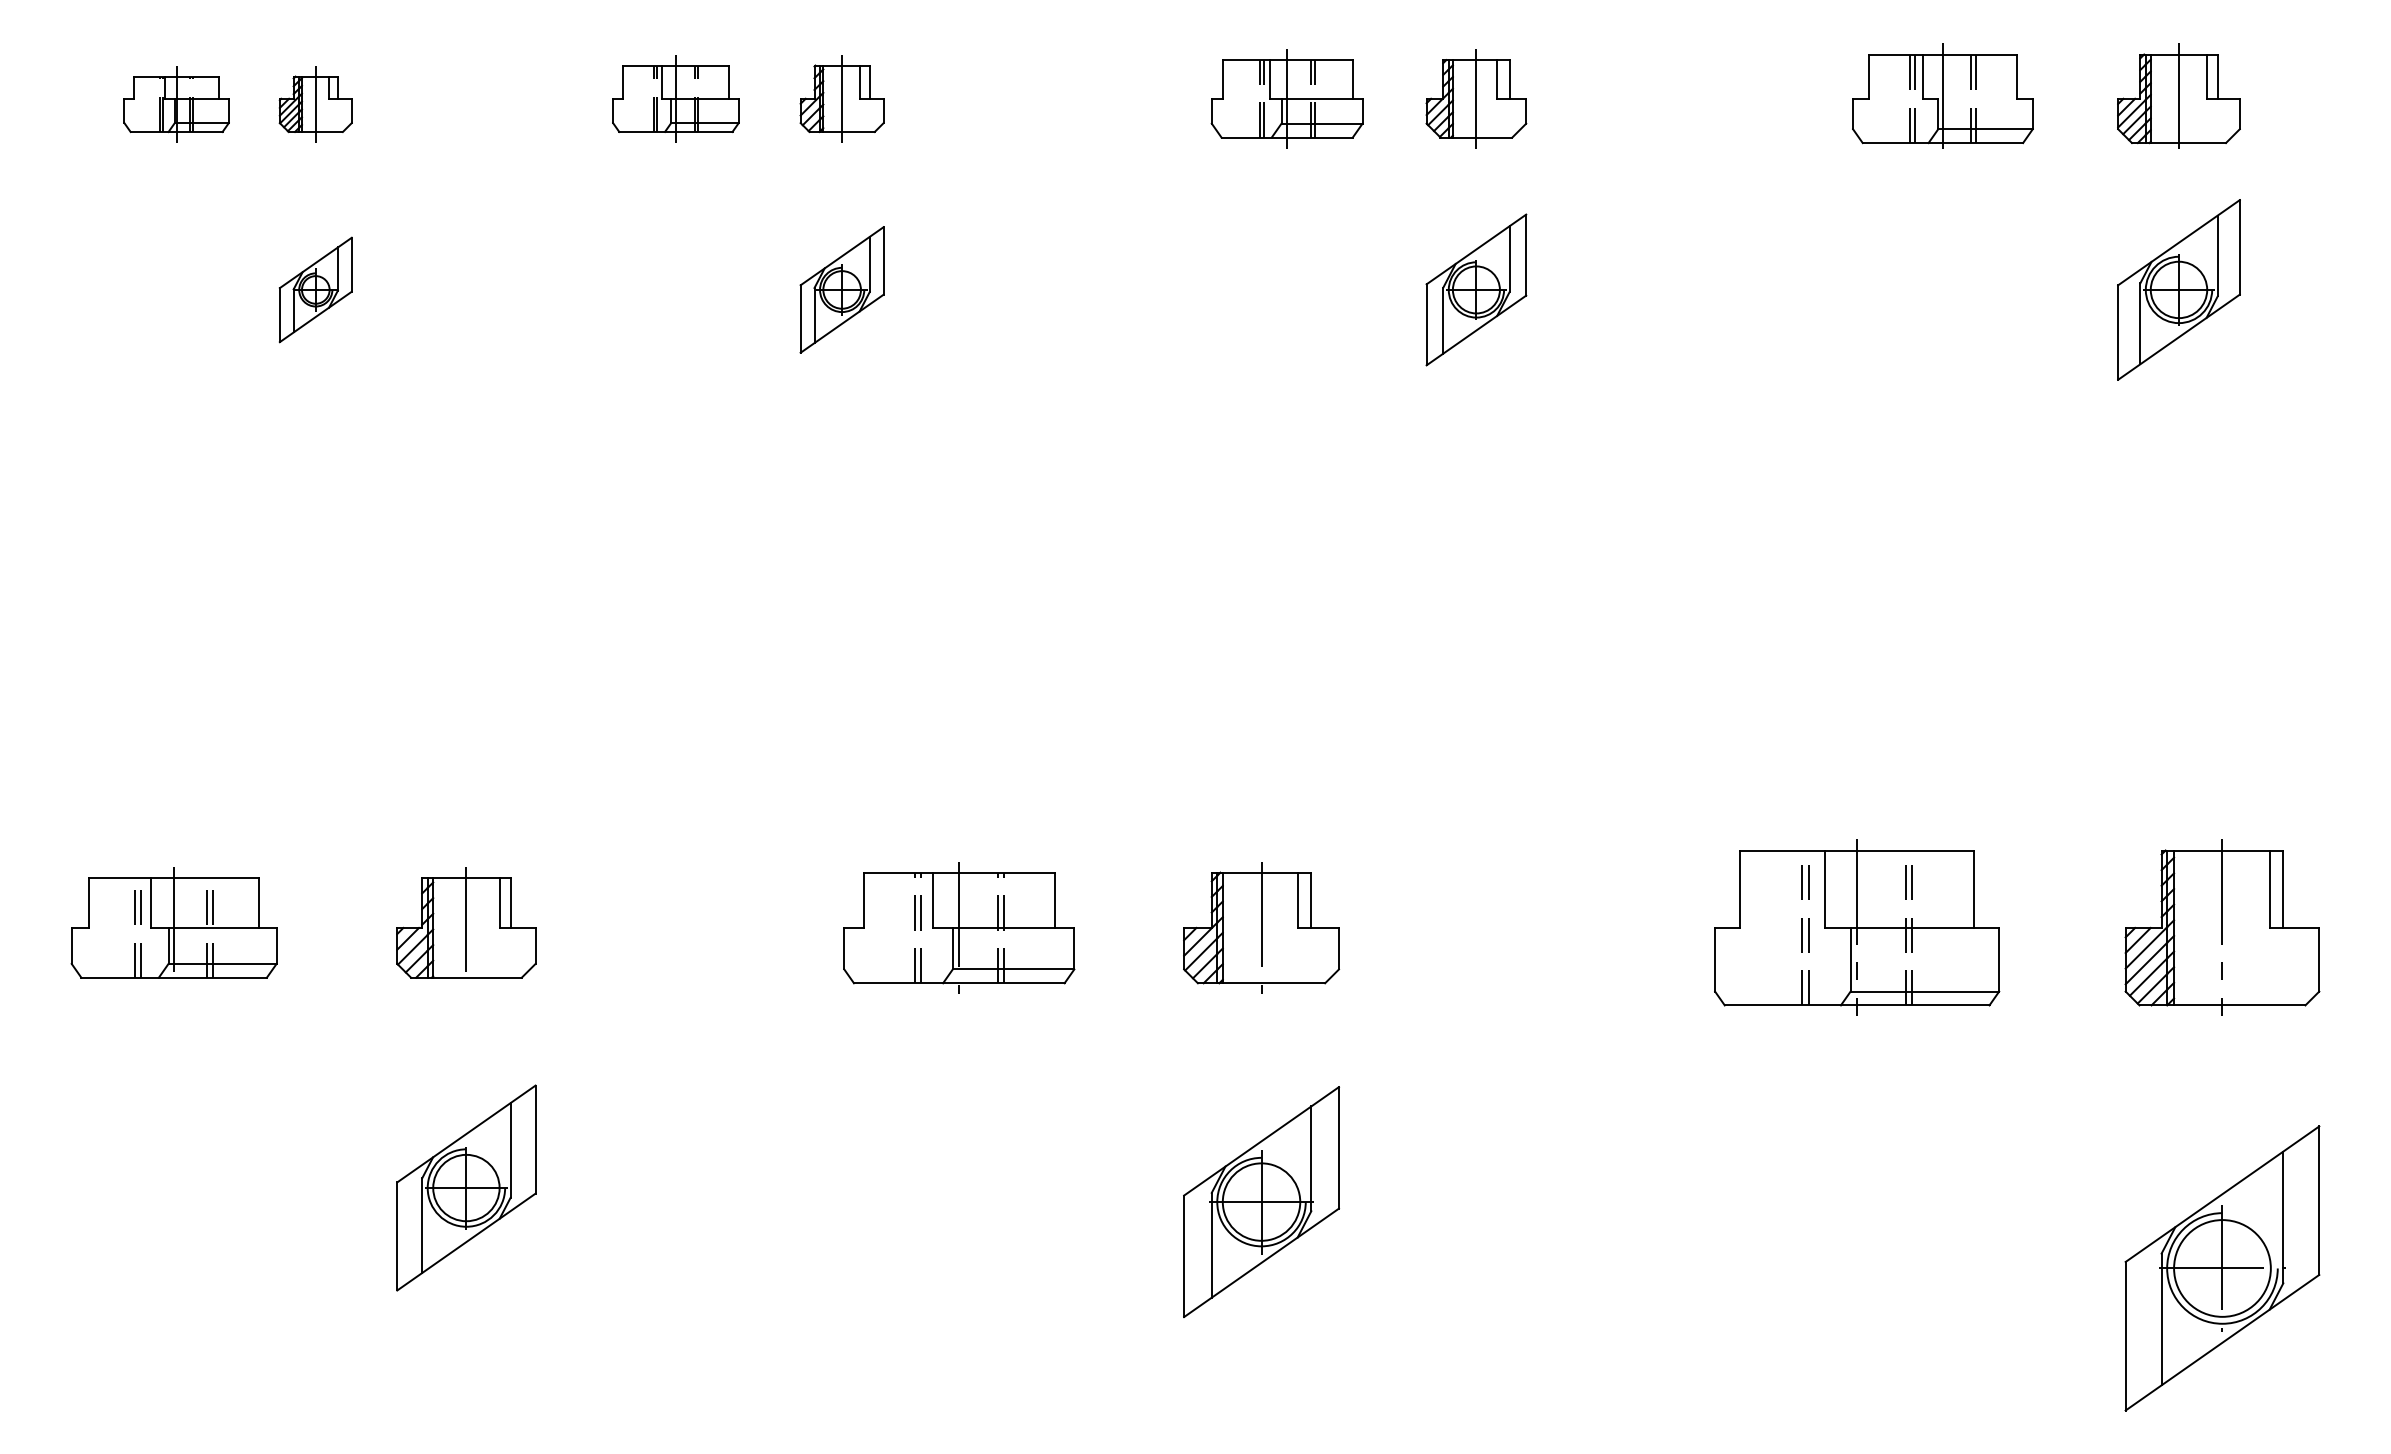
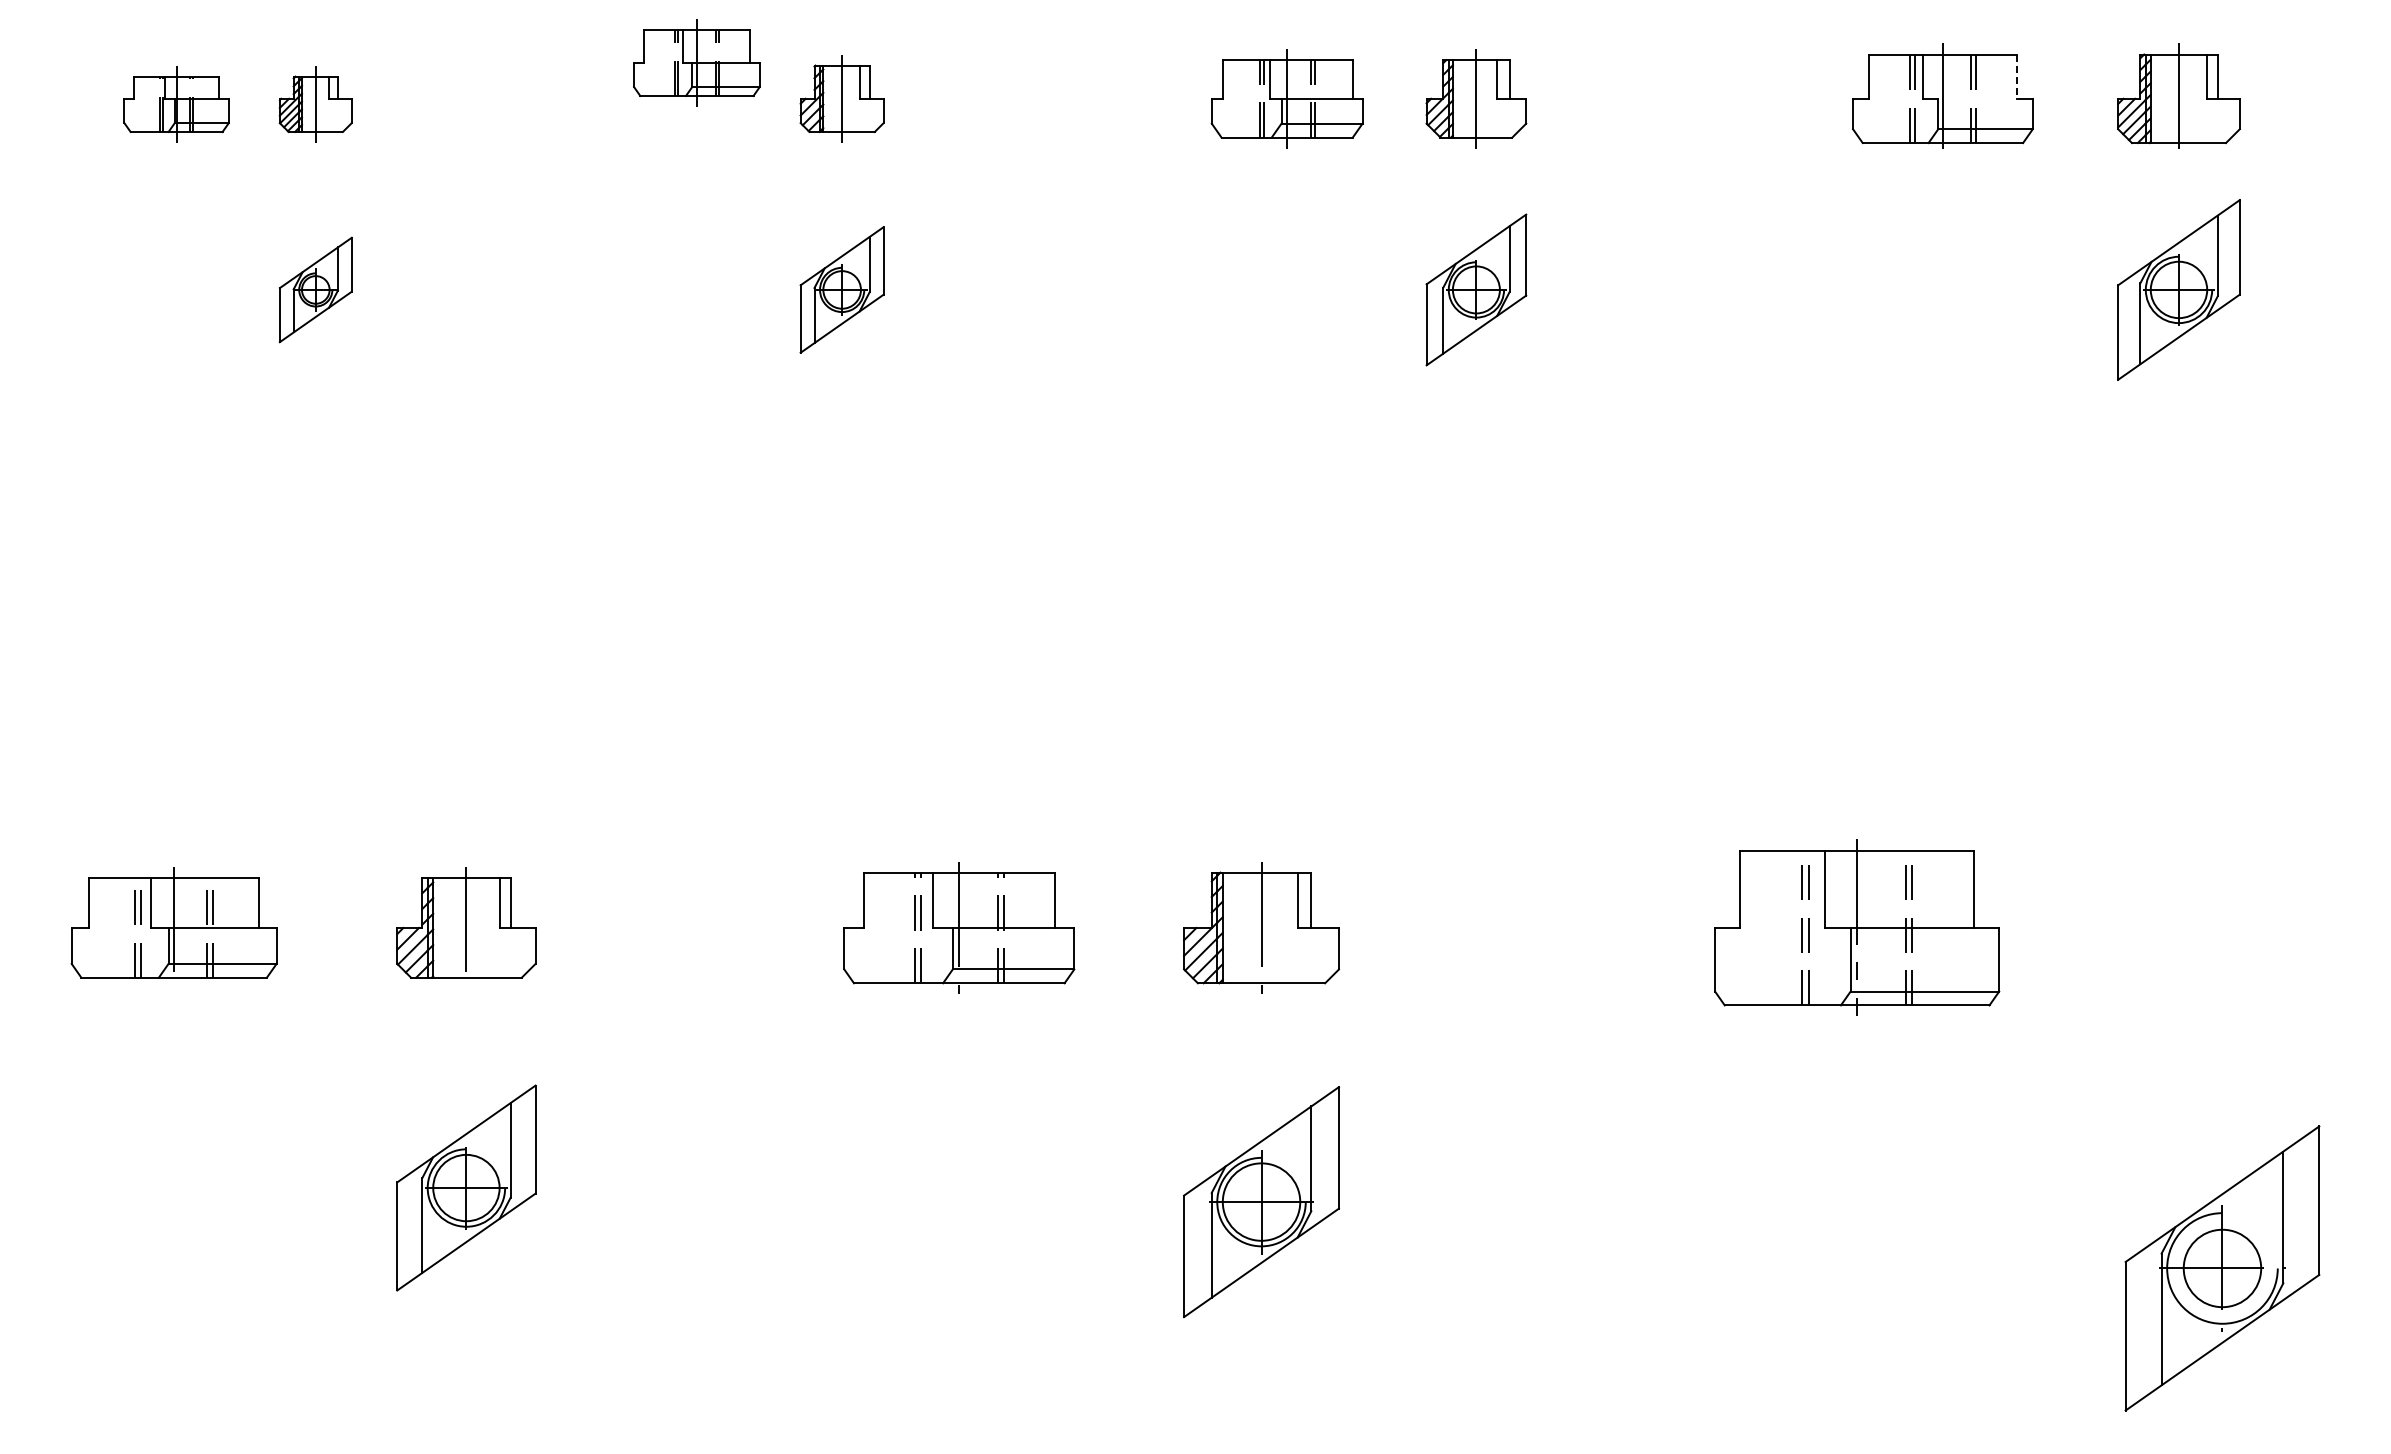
line: solid -> dashed (2017, 77)
part position: (675, 98) -> (696, 62) (696, 62)
part: present -> none (2222, 927)
circle diameter: 97 px -> 77 px (2222, 1268)
